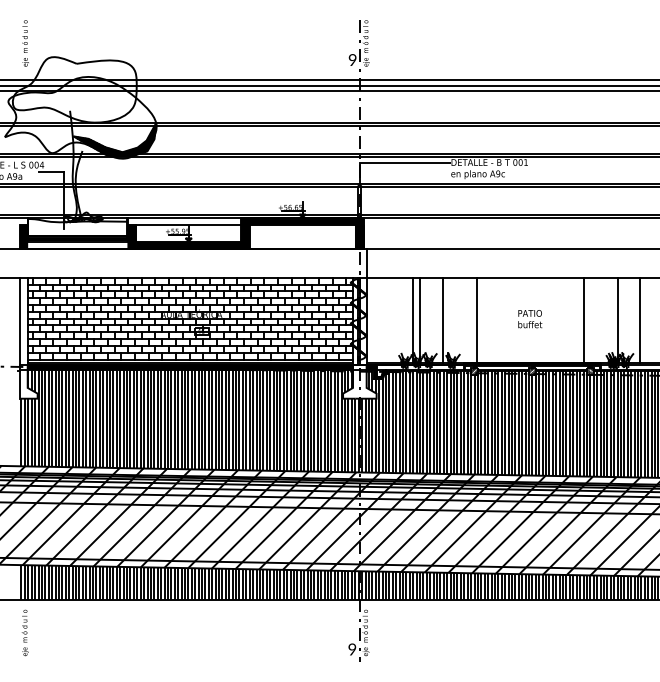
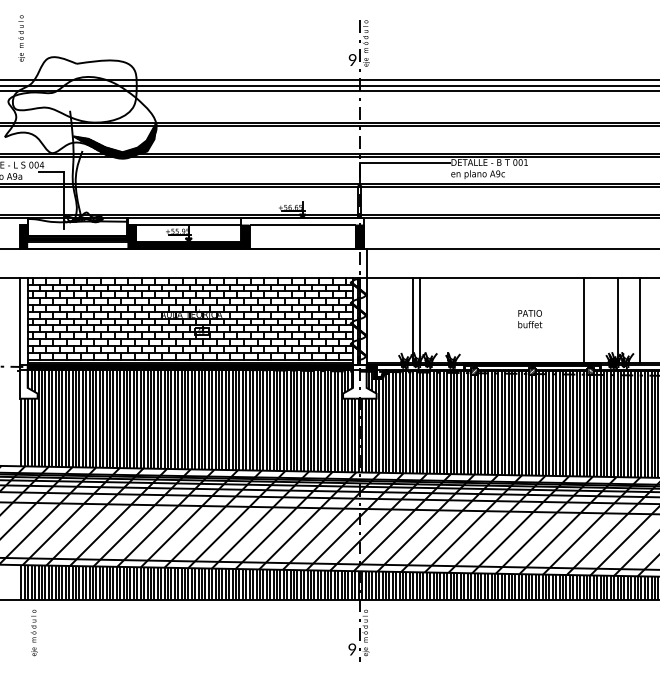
text position: (25, 43) -> (21, 38) (21, 38)
hatch: present -> none (302, 221)
line: present -> none (442, 319)
line: present -> none (476, 319)
text position: (24, 632) -> (33, 632) (33, 632)
